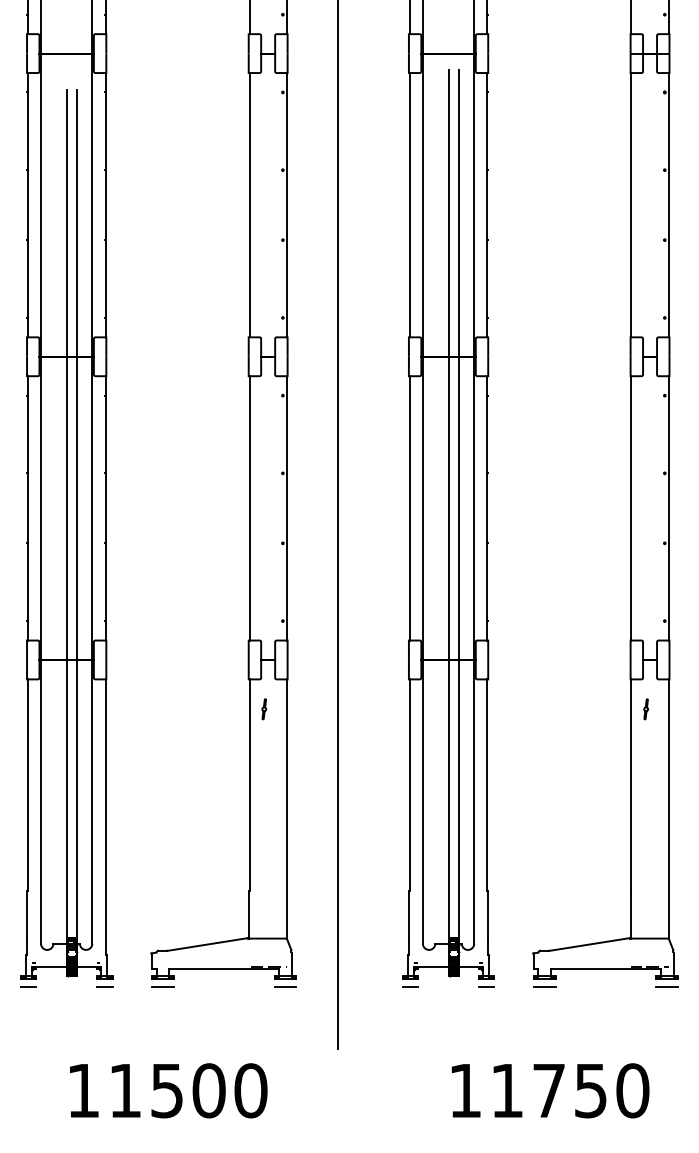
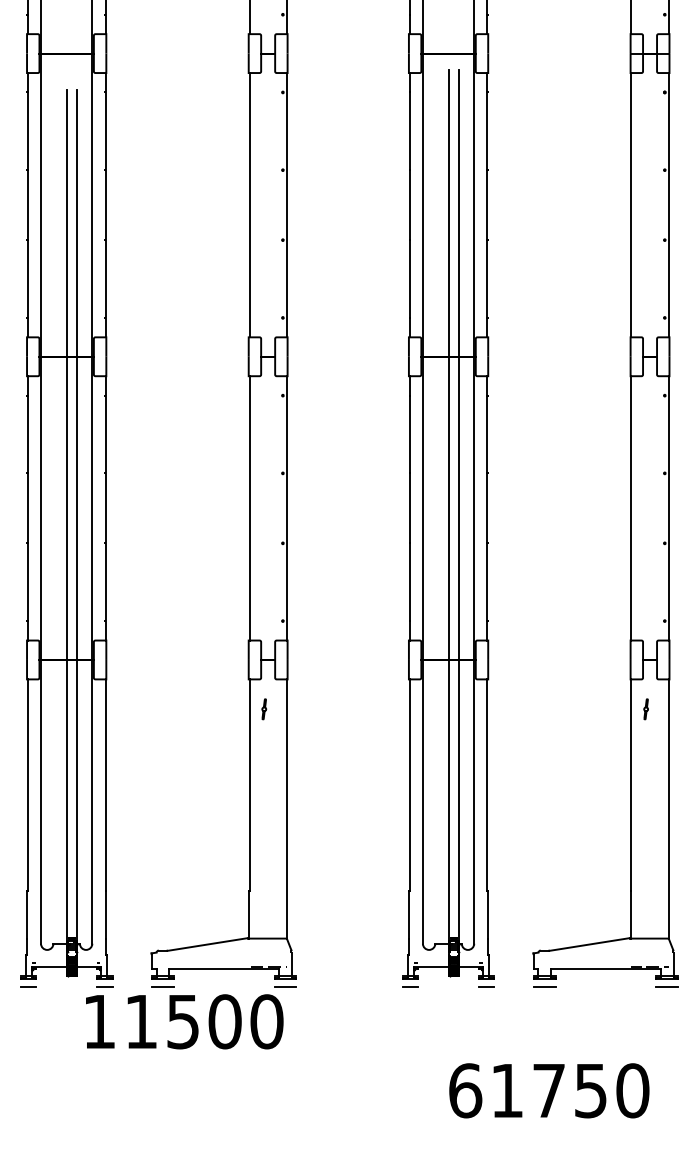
line: present -> none (337, 525)
text position: (168, 1090) -> (184, 1021) (184, 1021)
text: 11750 -> 61750 (465, 1090)
